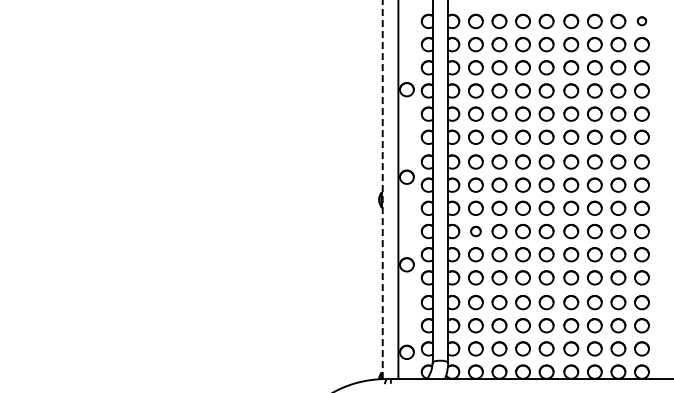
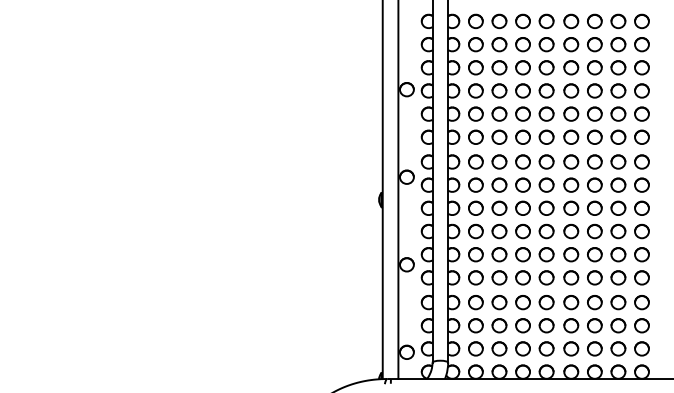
part size: 12x11 px -> 16x16 px (641, 20)
line: dashed -> solid (382, 189)
part size: 12x13 px -> 16x17 px (475, 231)
